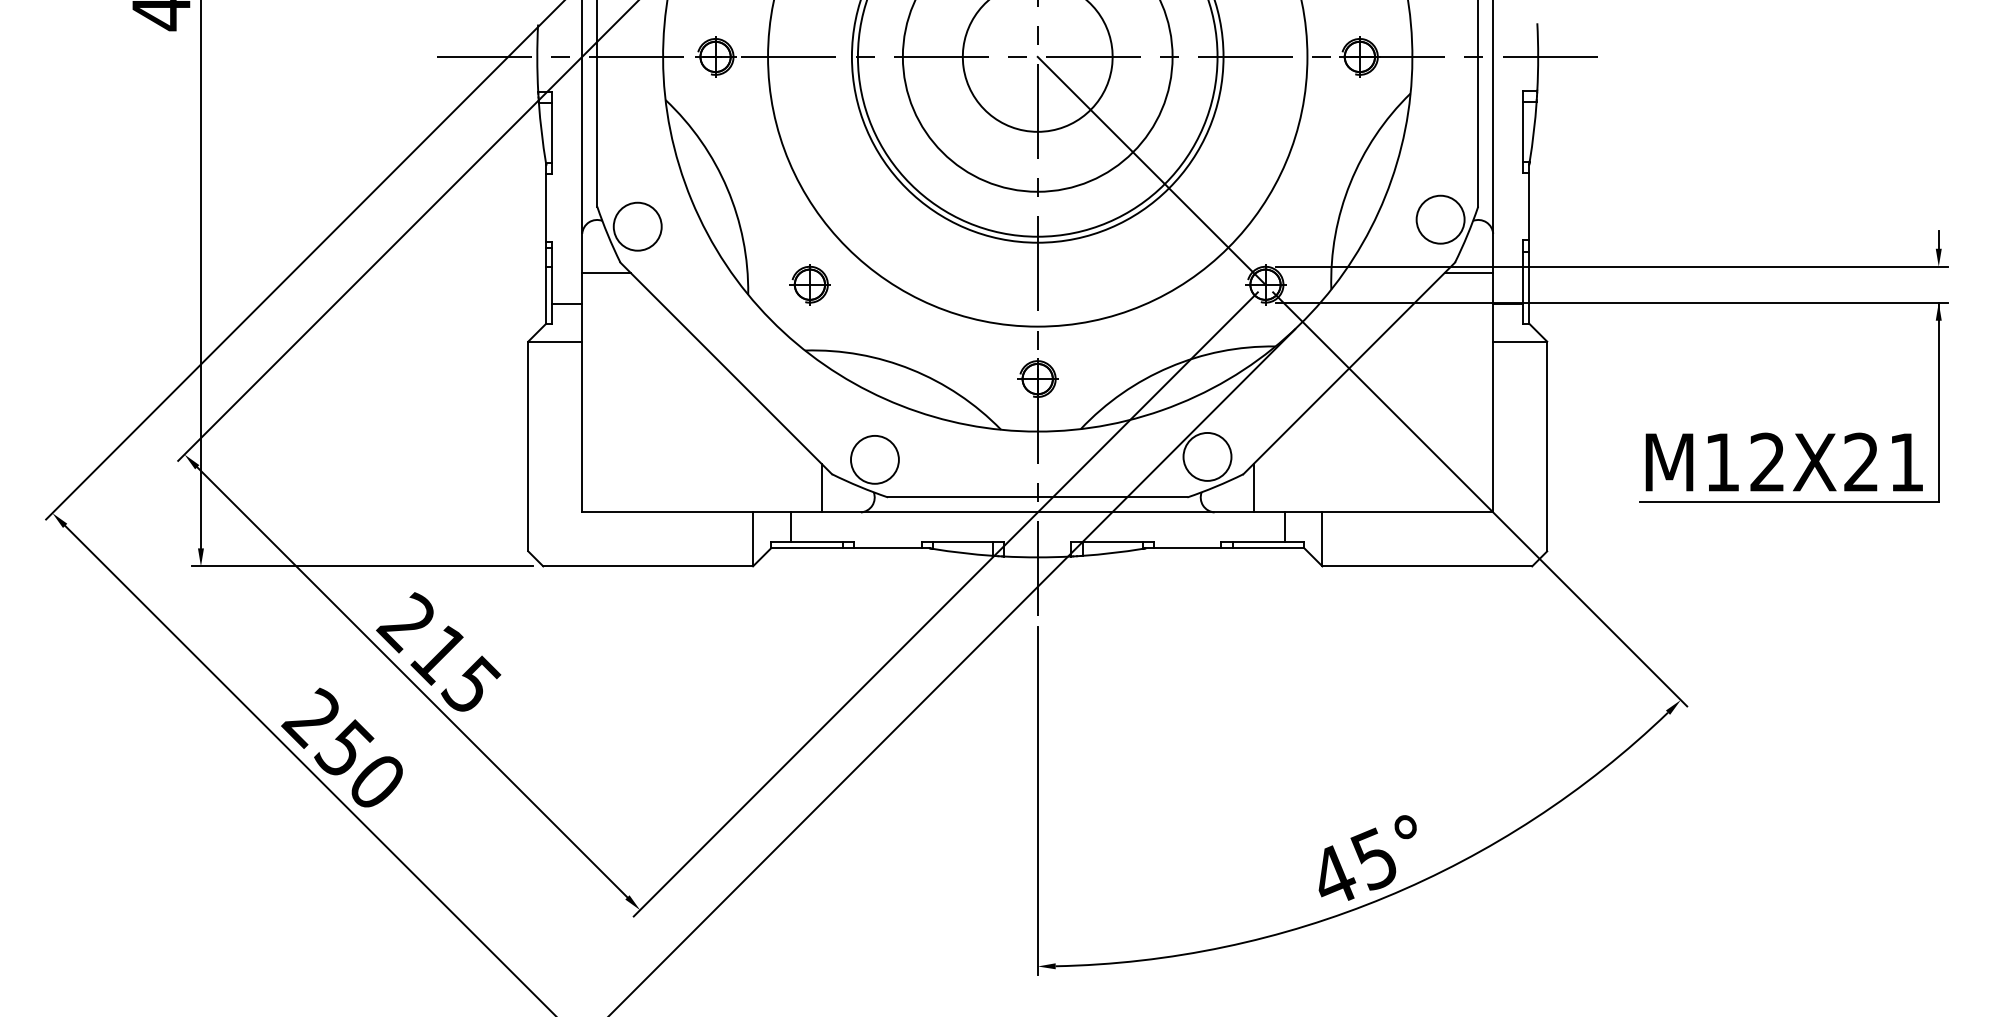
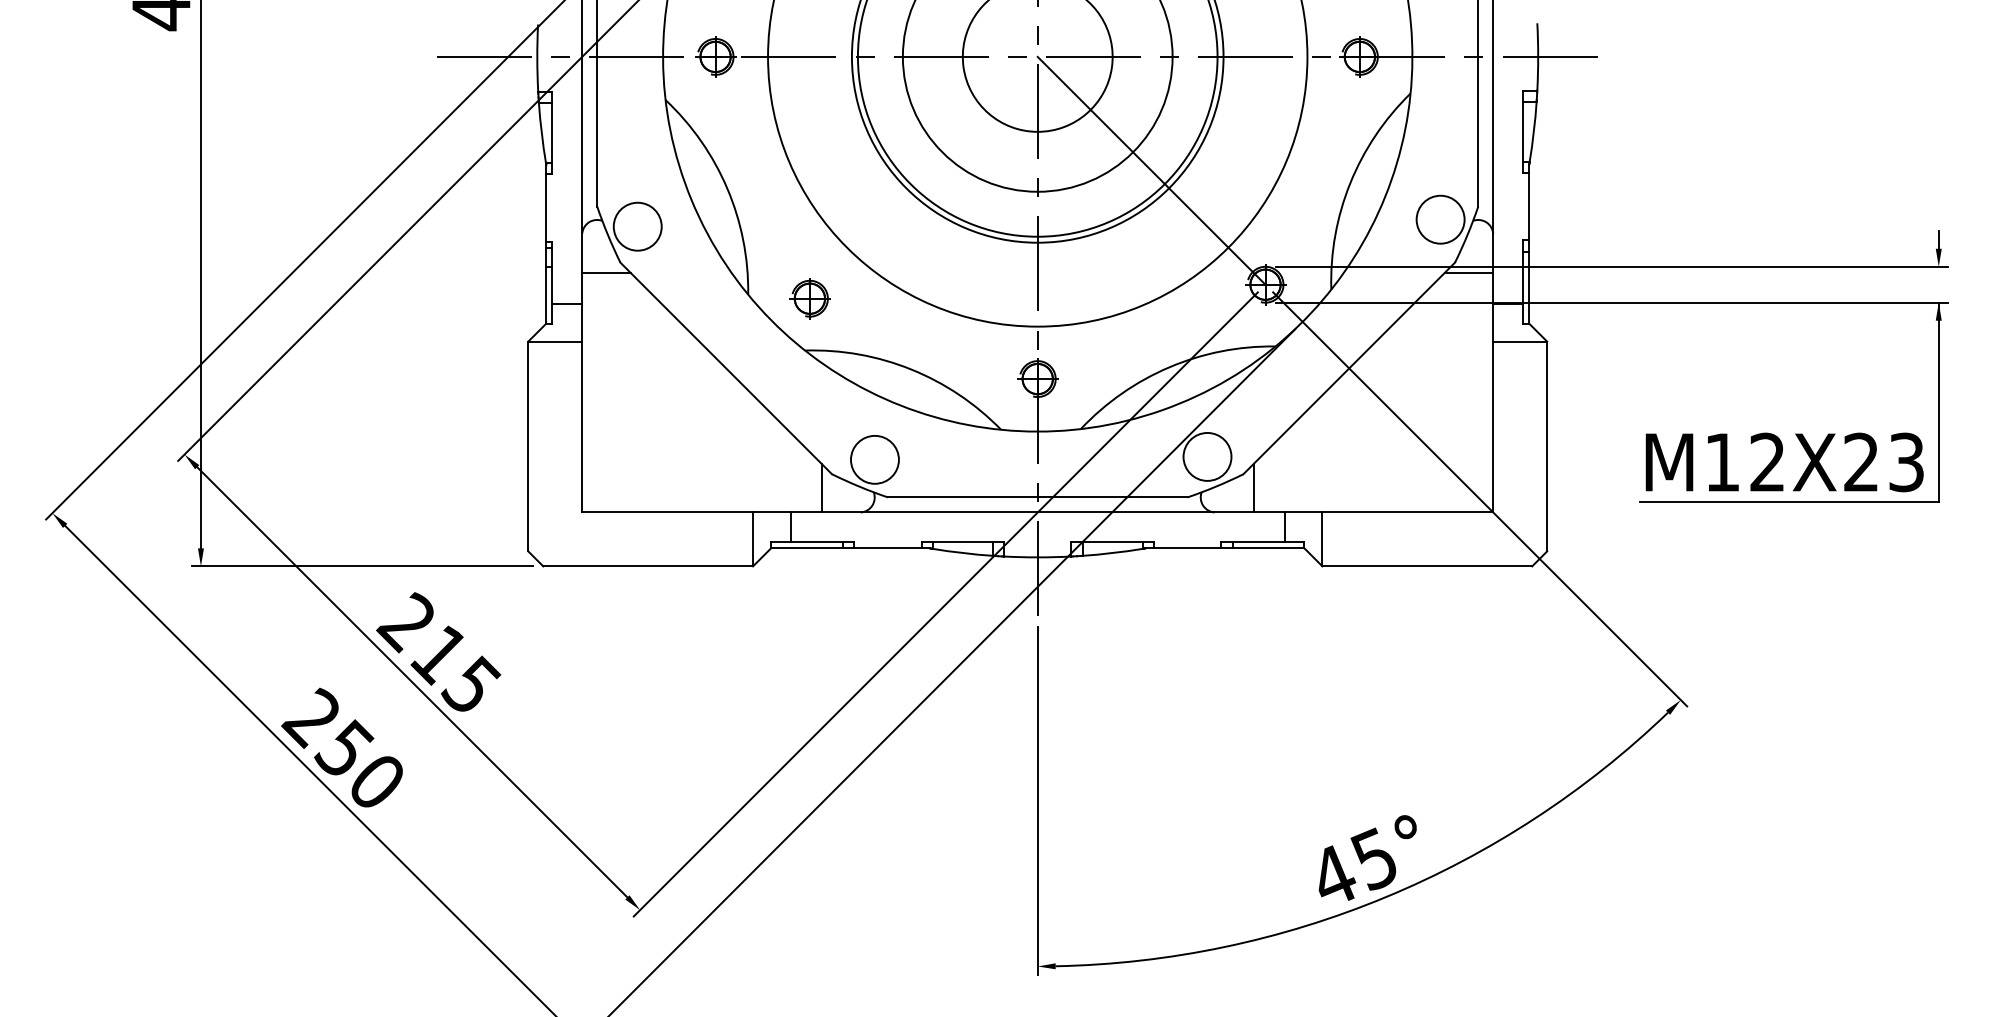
part position: (809, 284) -> (809, 298) (809, 298)
text: M12X21 -> M12X23 (1906, 462)
